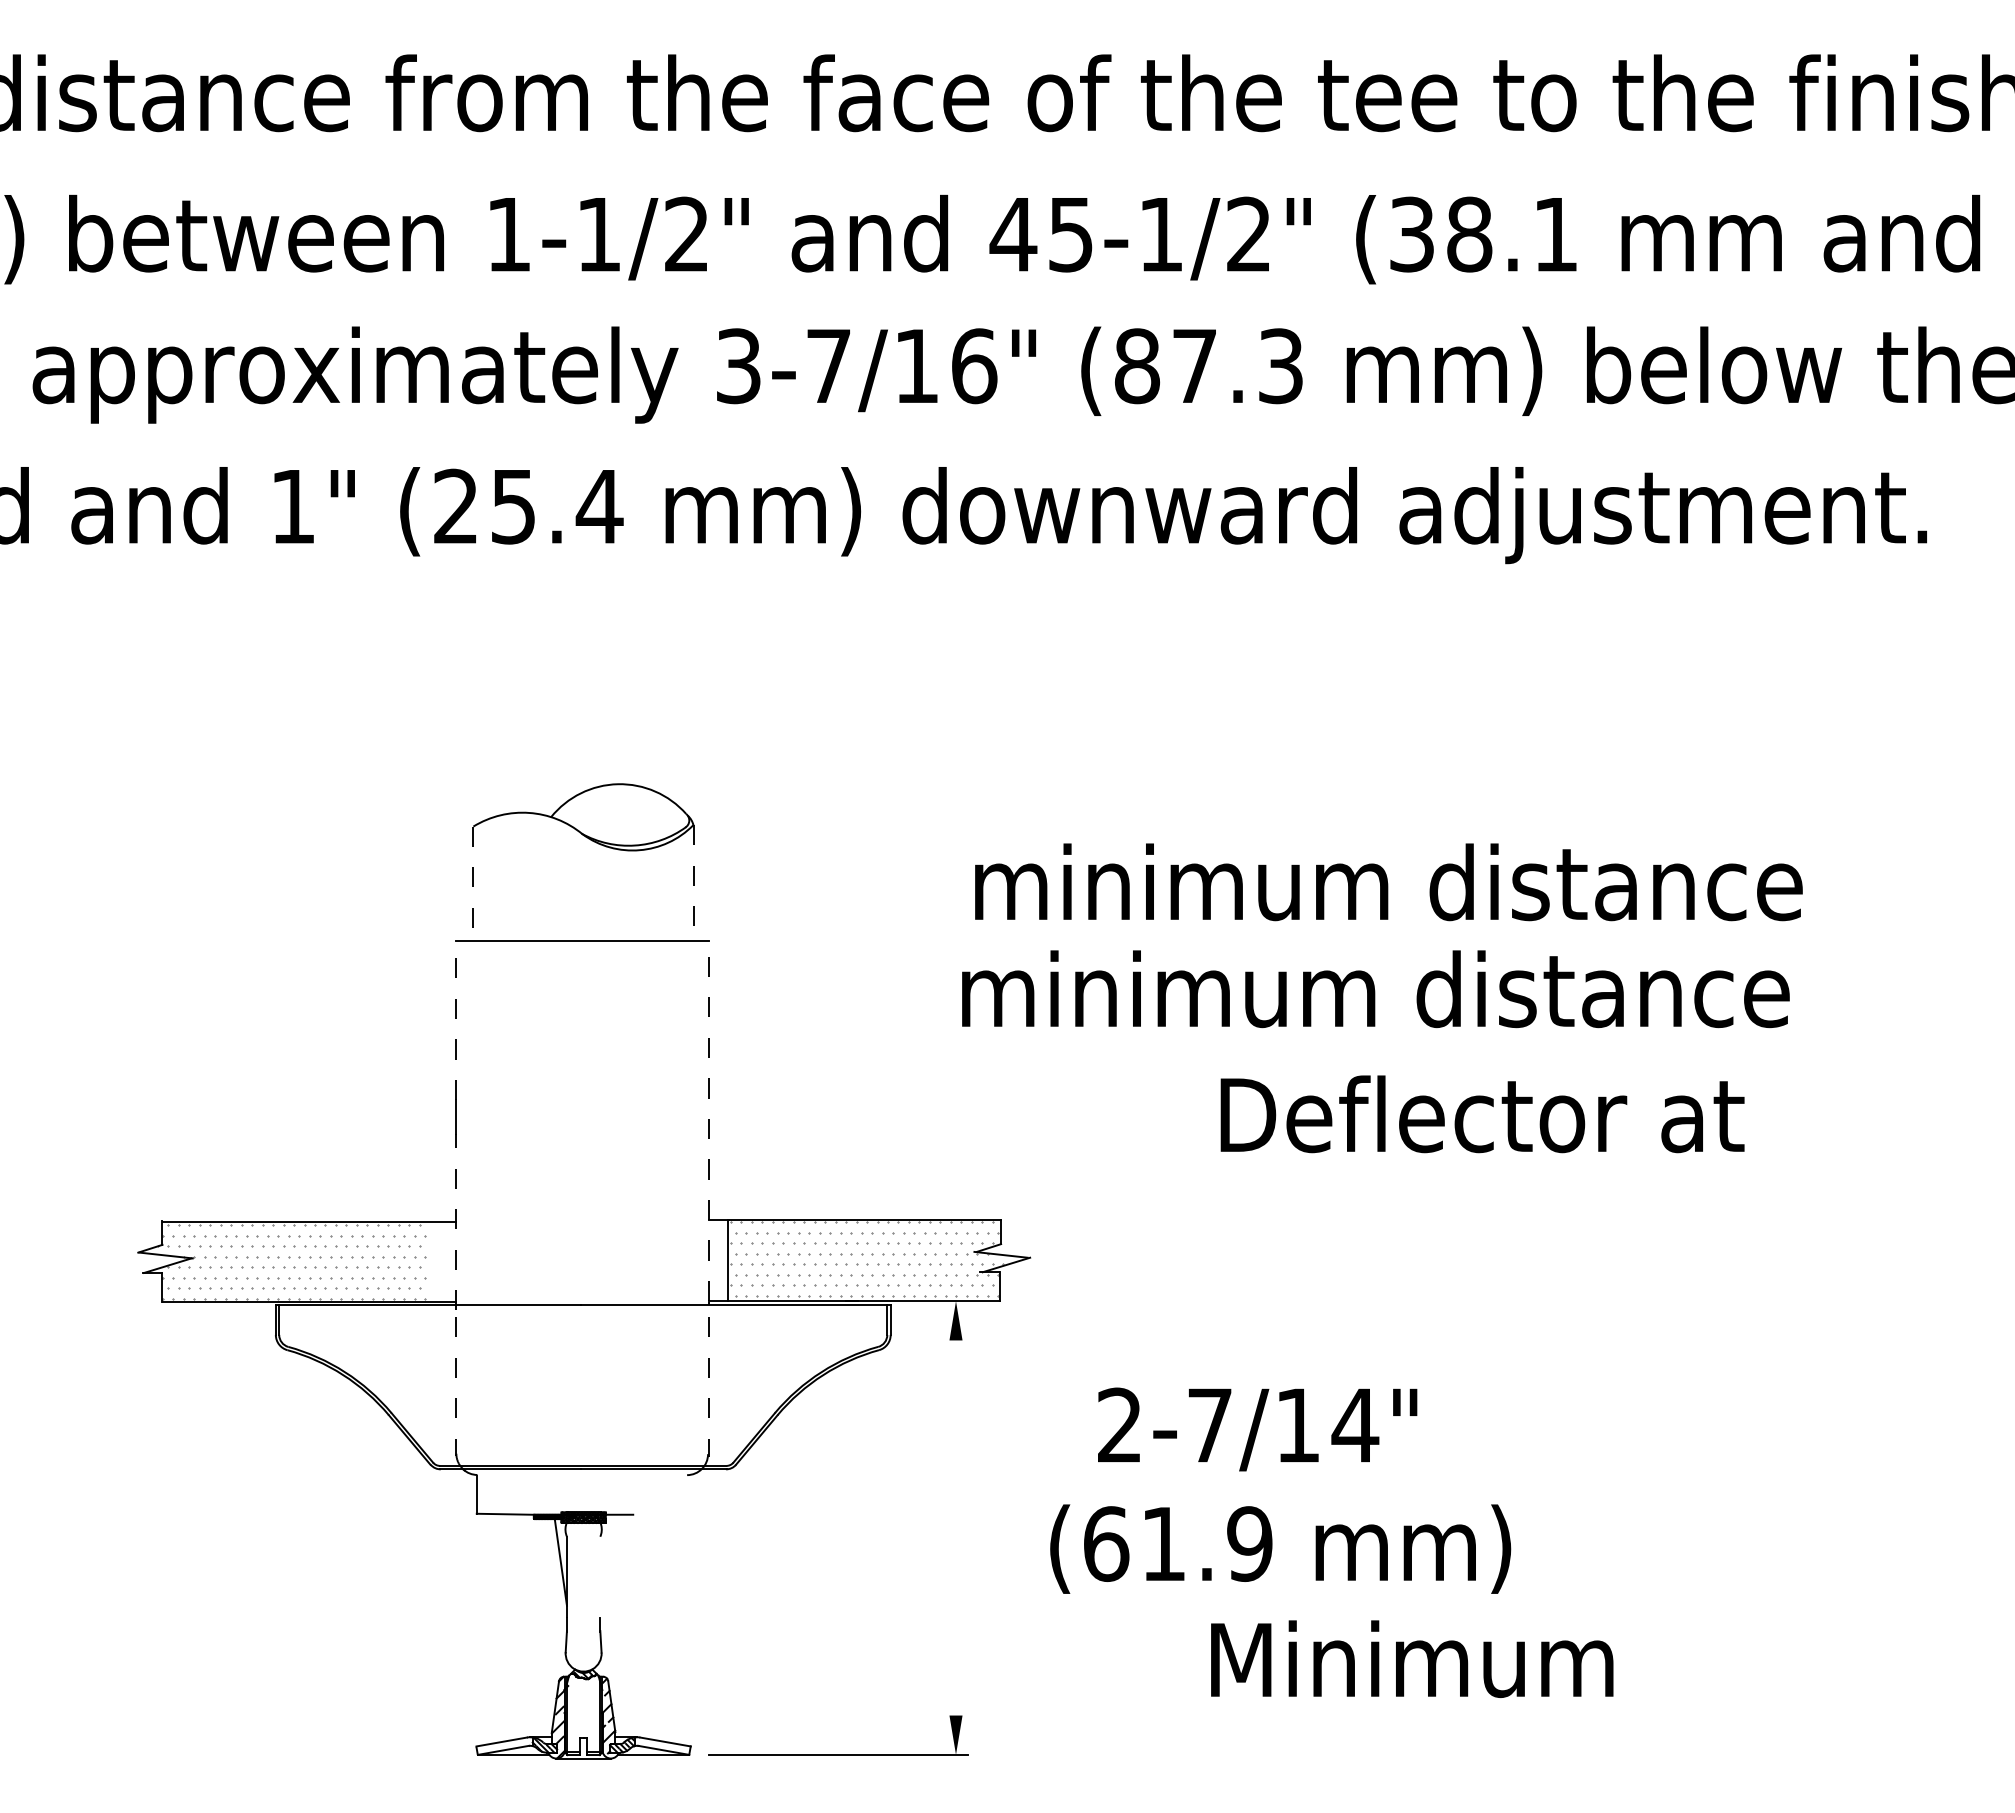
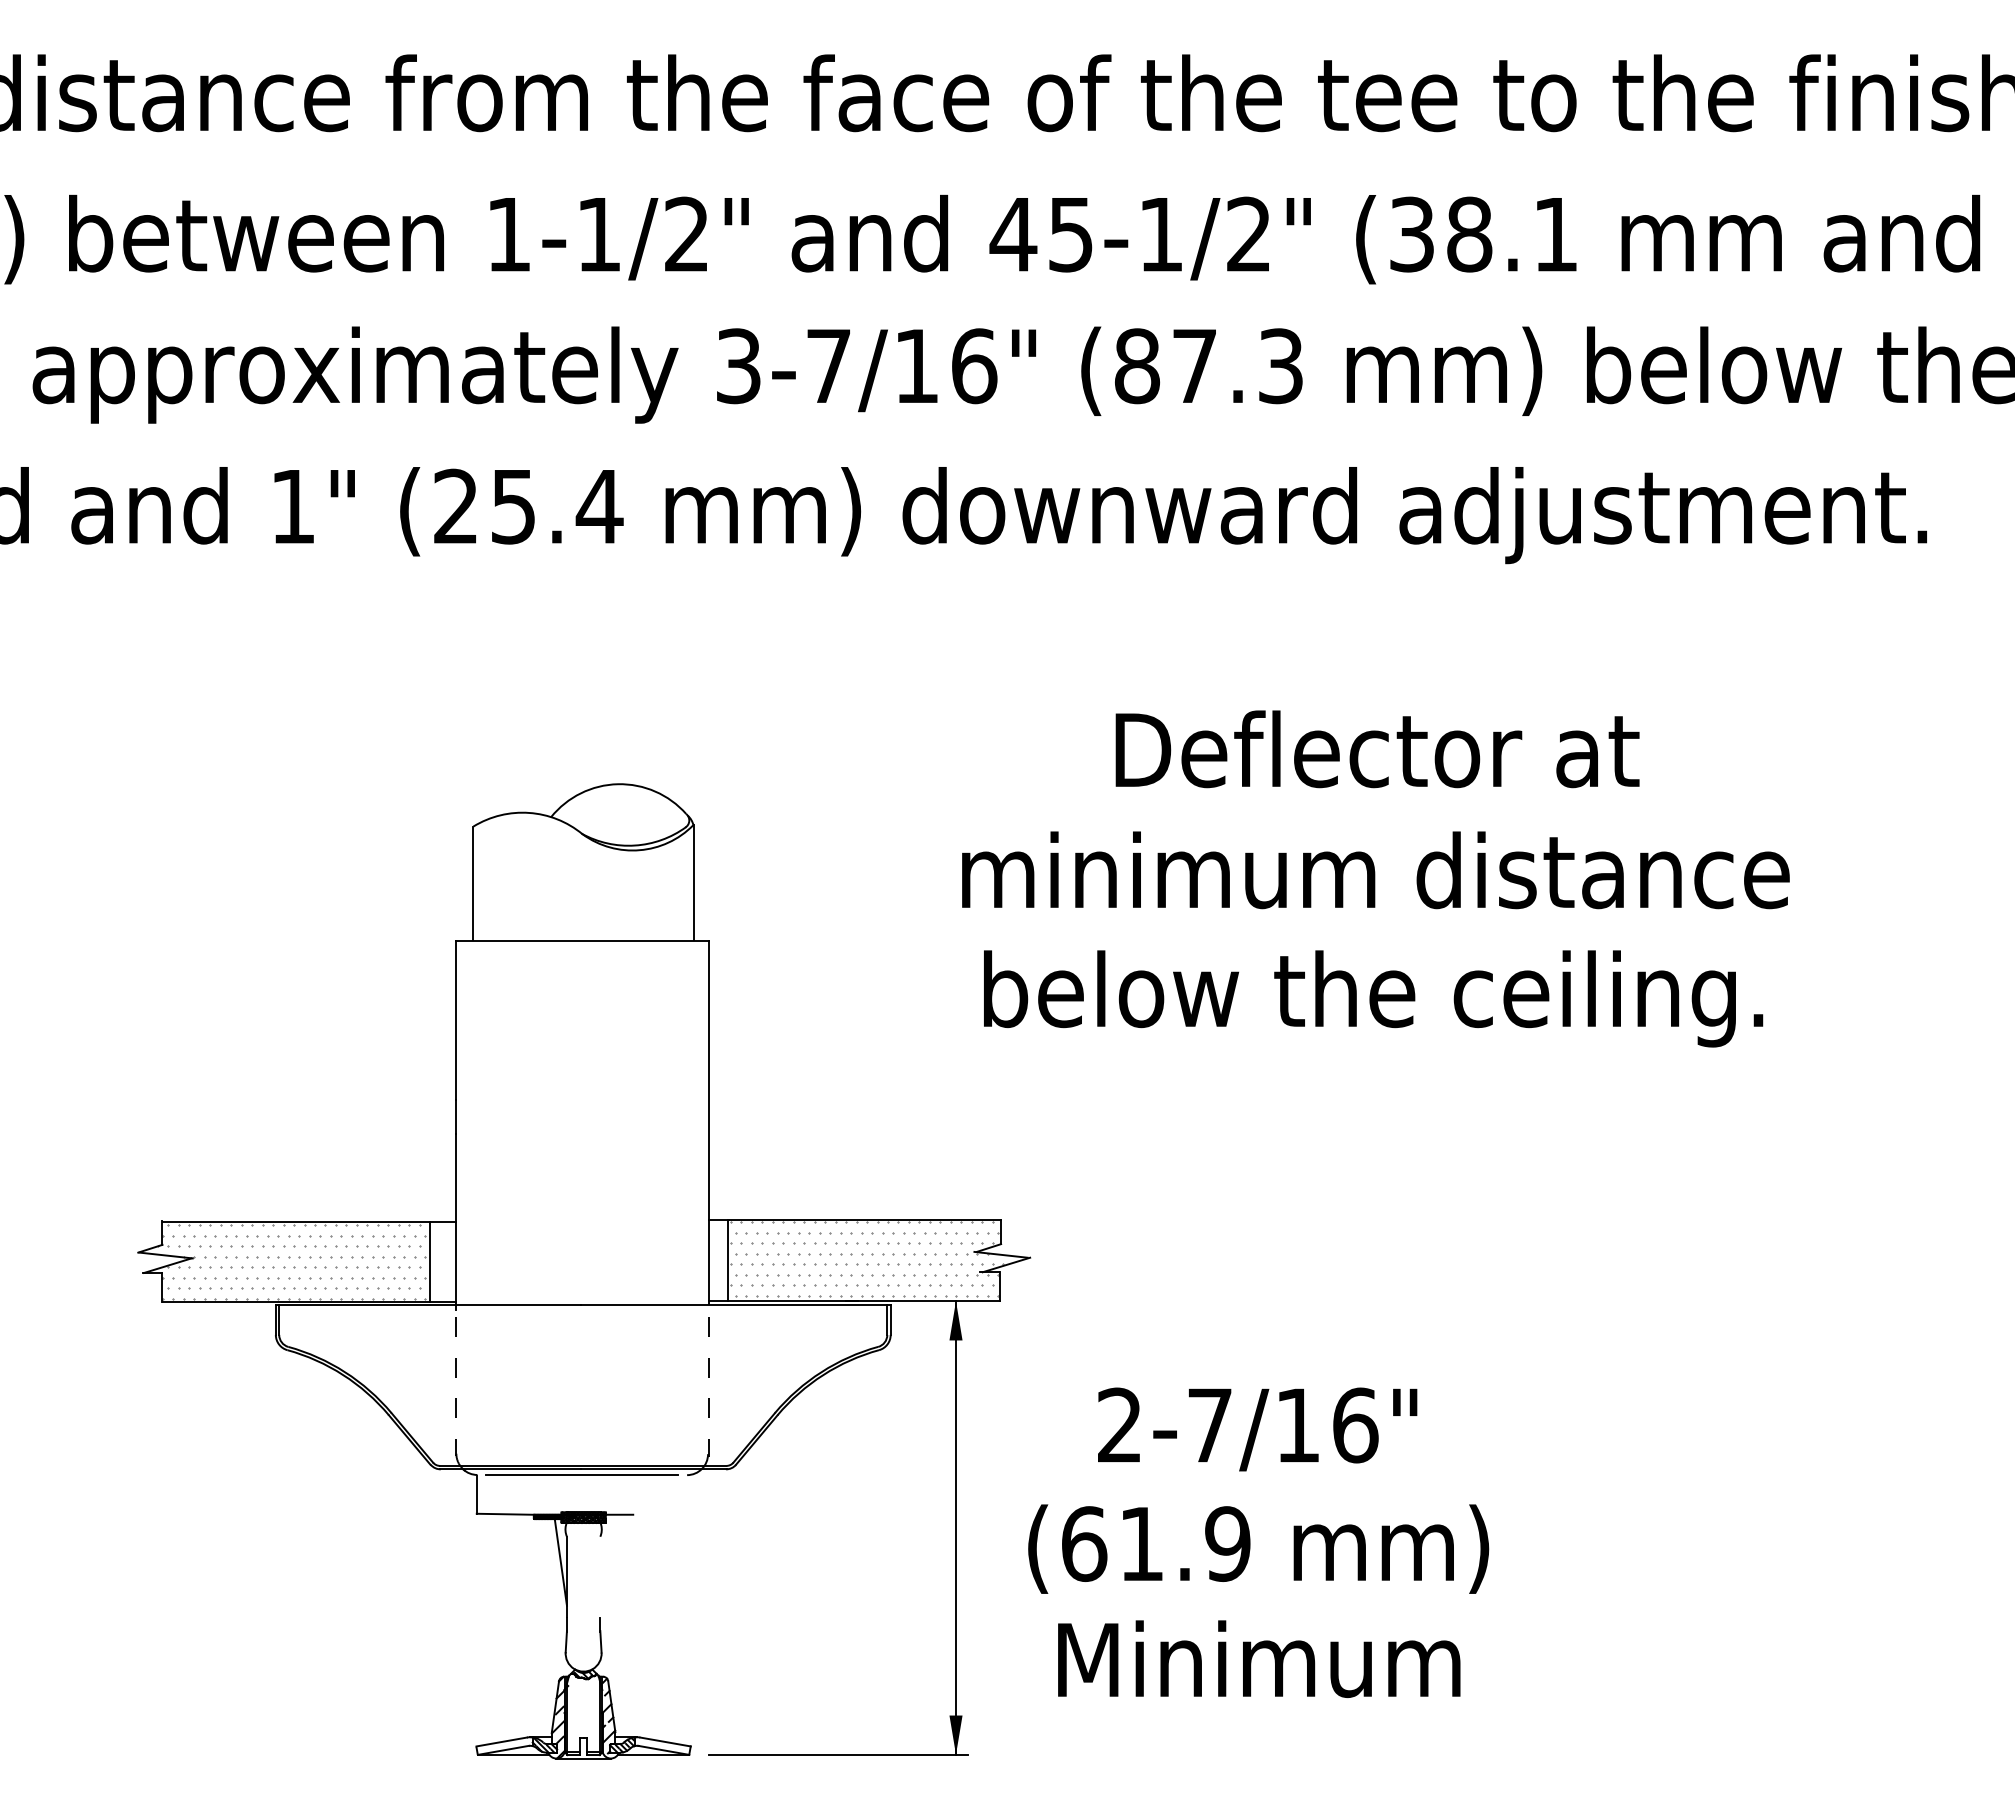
line: dashed -> solid (693, 882)
text position: (1388, 882) -> (1375, 870) (1375, 870)
line: dashed -> solid (473, 883)
text: minimum distance -> below the ceiling. (1375, 998)
line: dashed -> solid (456, 1020)
text position: (1482, 1114) -> (1377, 749) (1377, 749)
line: dashed -> solid (709, 1121)
line: dashed -> solid (456, 1221)
line: none -> present (430, 1261)
text: 2-7/14" -> 2-7/16" (1355, 1425)
line: none -> present (581, 1475)
line: none -> present (956, 1527)
text position: (1280, 1548) -> (1258, 1548) (1258, 1548)
text position: (1412, 1658) -> (1259, 1658) (1259, 1658)
